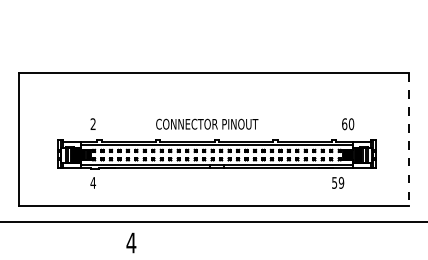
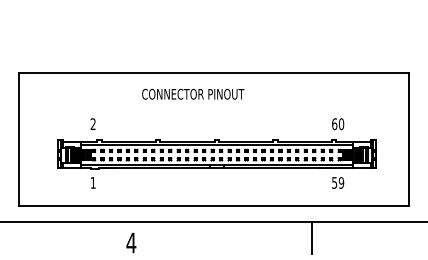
text position: (207, 123) -> (193, 93) (193, 93)
text position: (348, 124) -> (338, 124) (338, 124)
line: dashed -> solid (409, 139)
text: 4 -> 1 (93, 182)
line: none -> present (311, 237)
